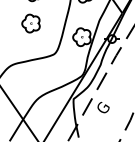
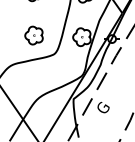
part position: (30, 23) -> (33, 35) (33, 35)
